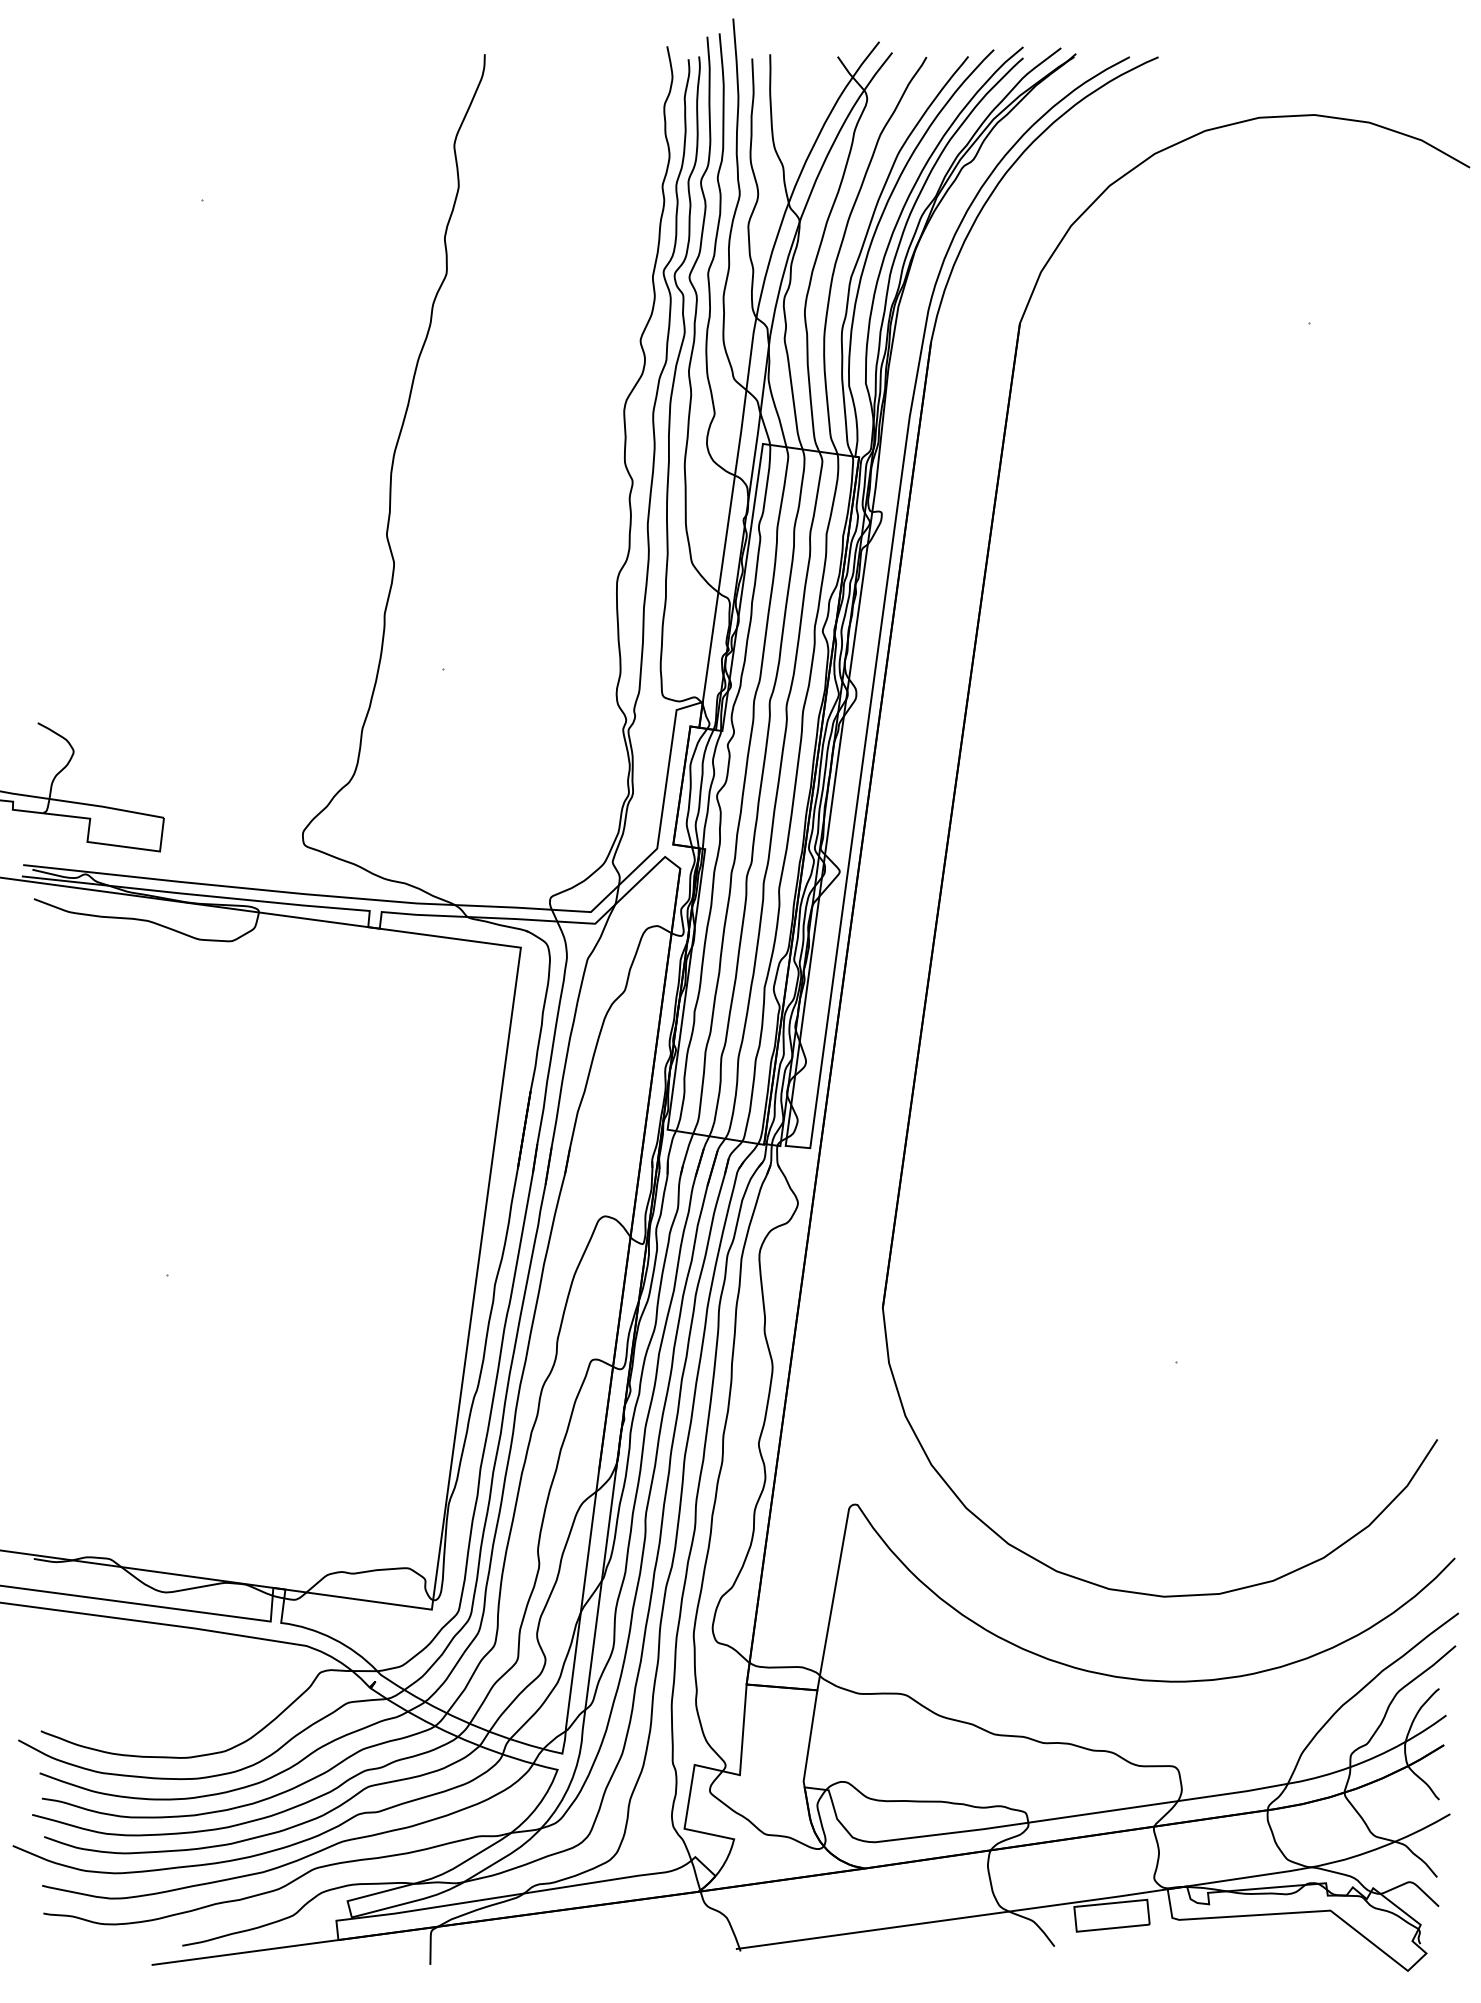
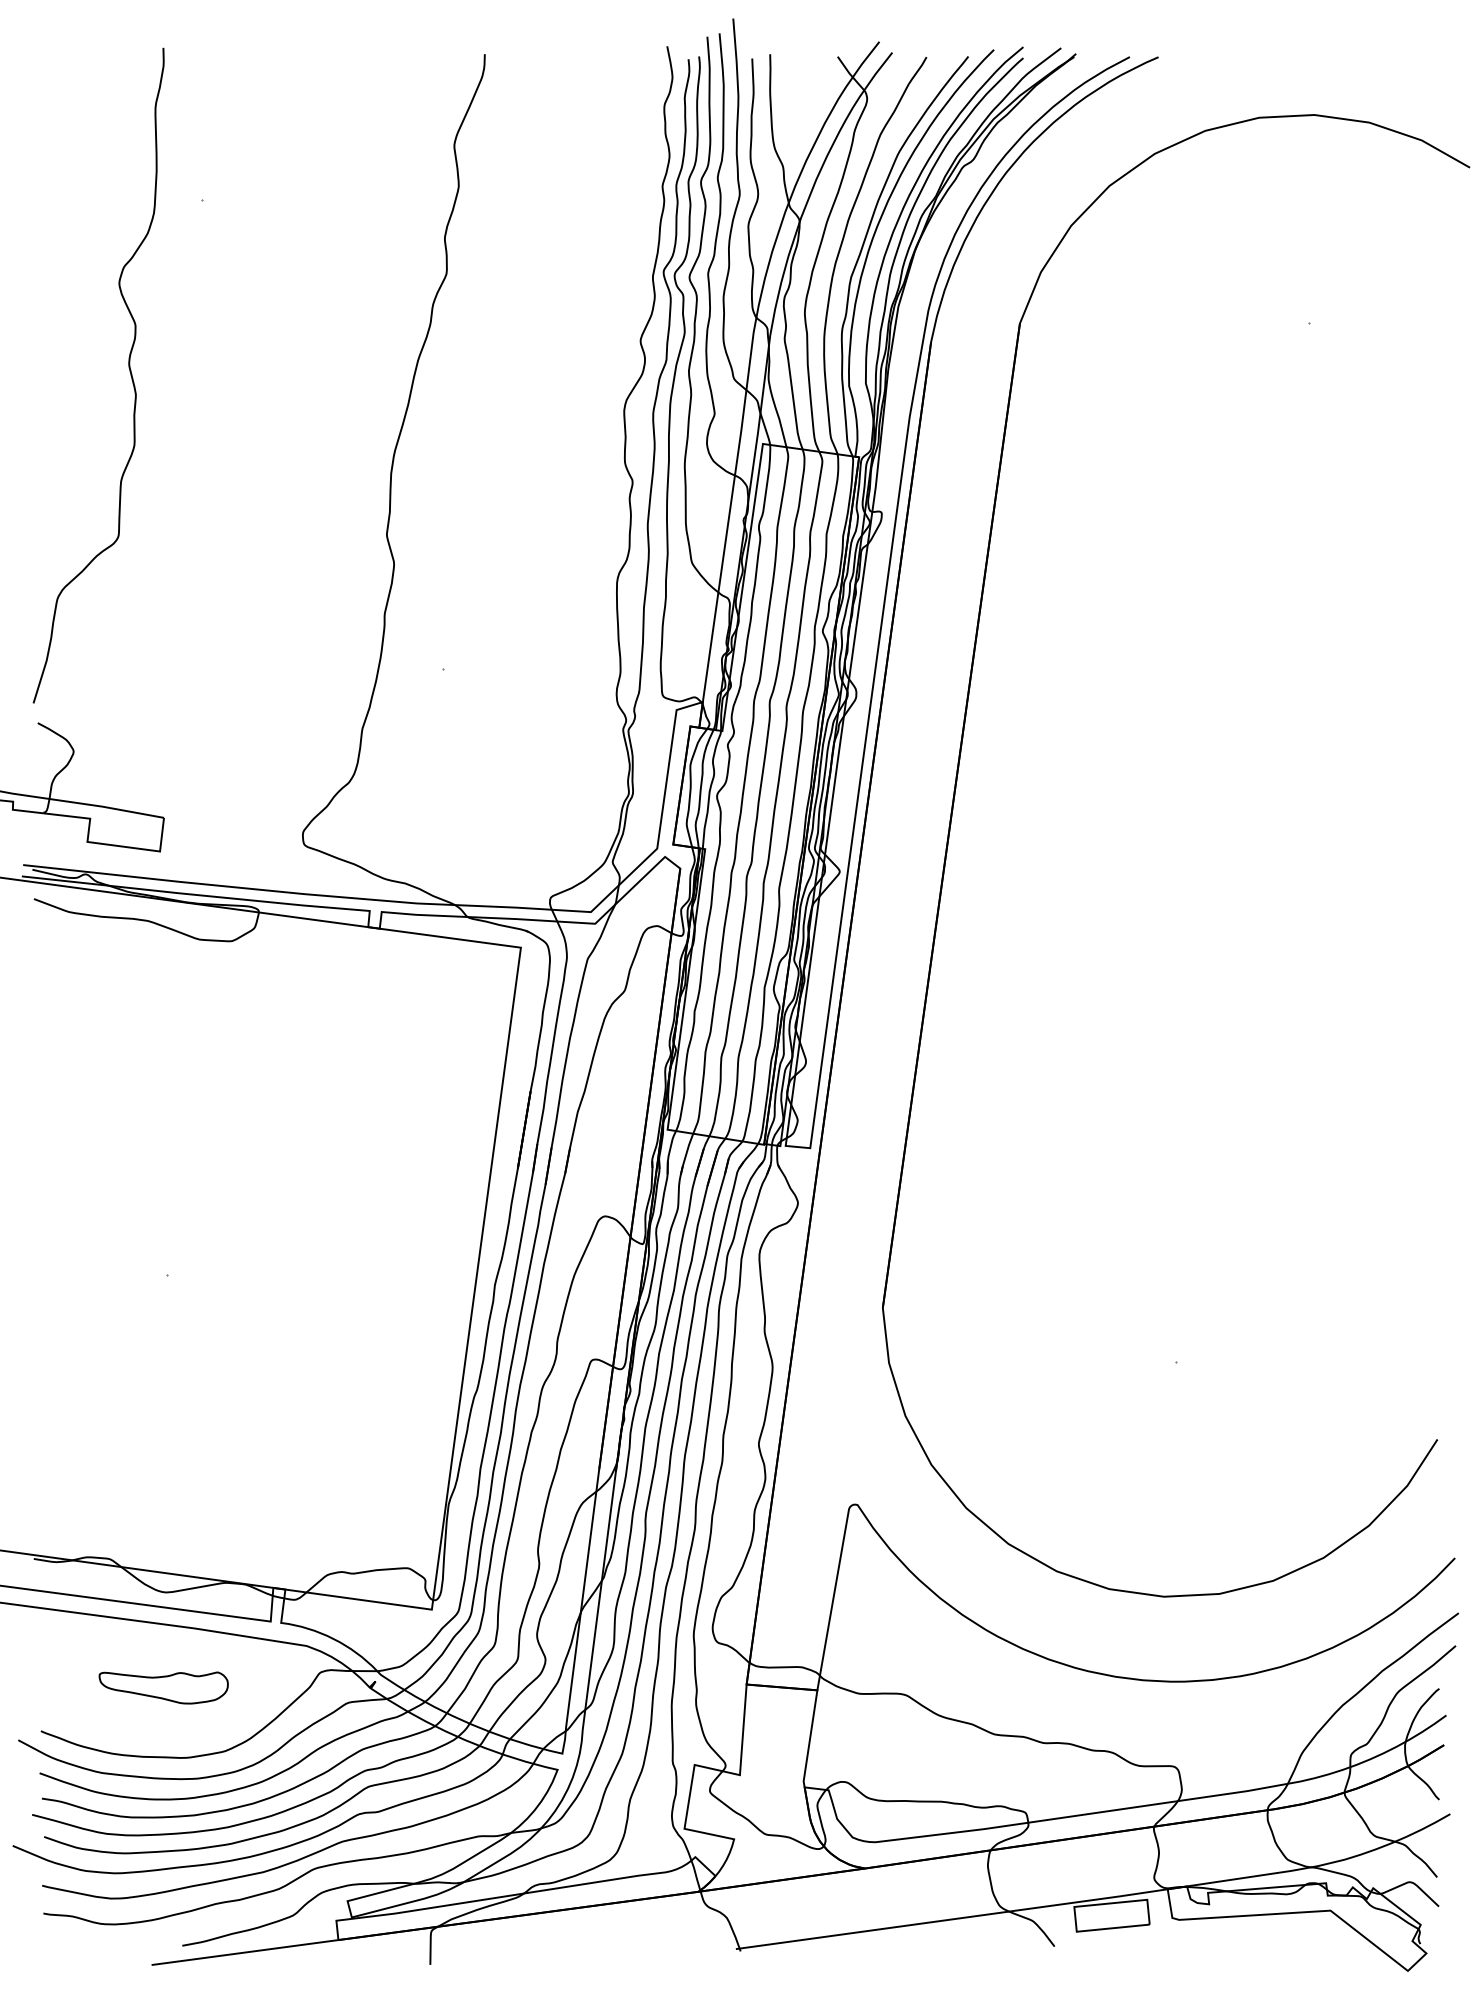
curve: none -> present (128, 367)
part: none -> present (163, 1687)
